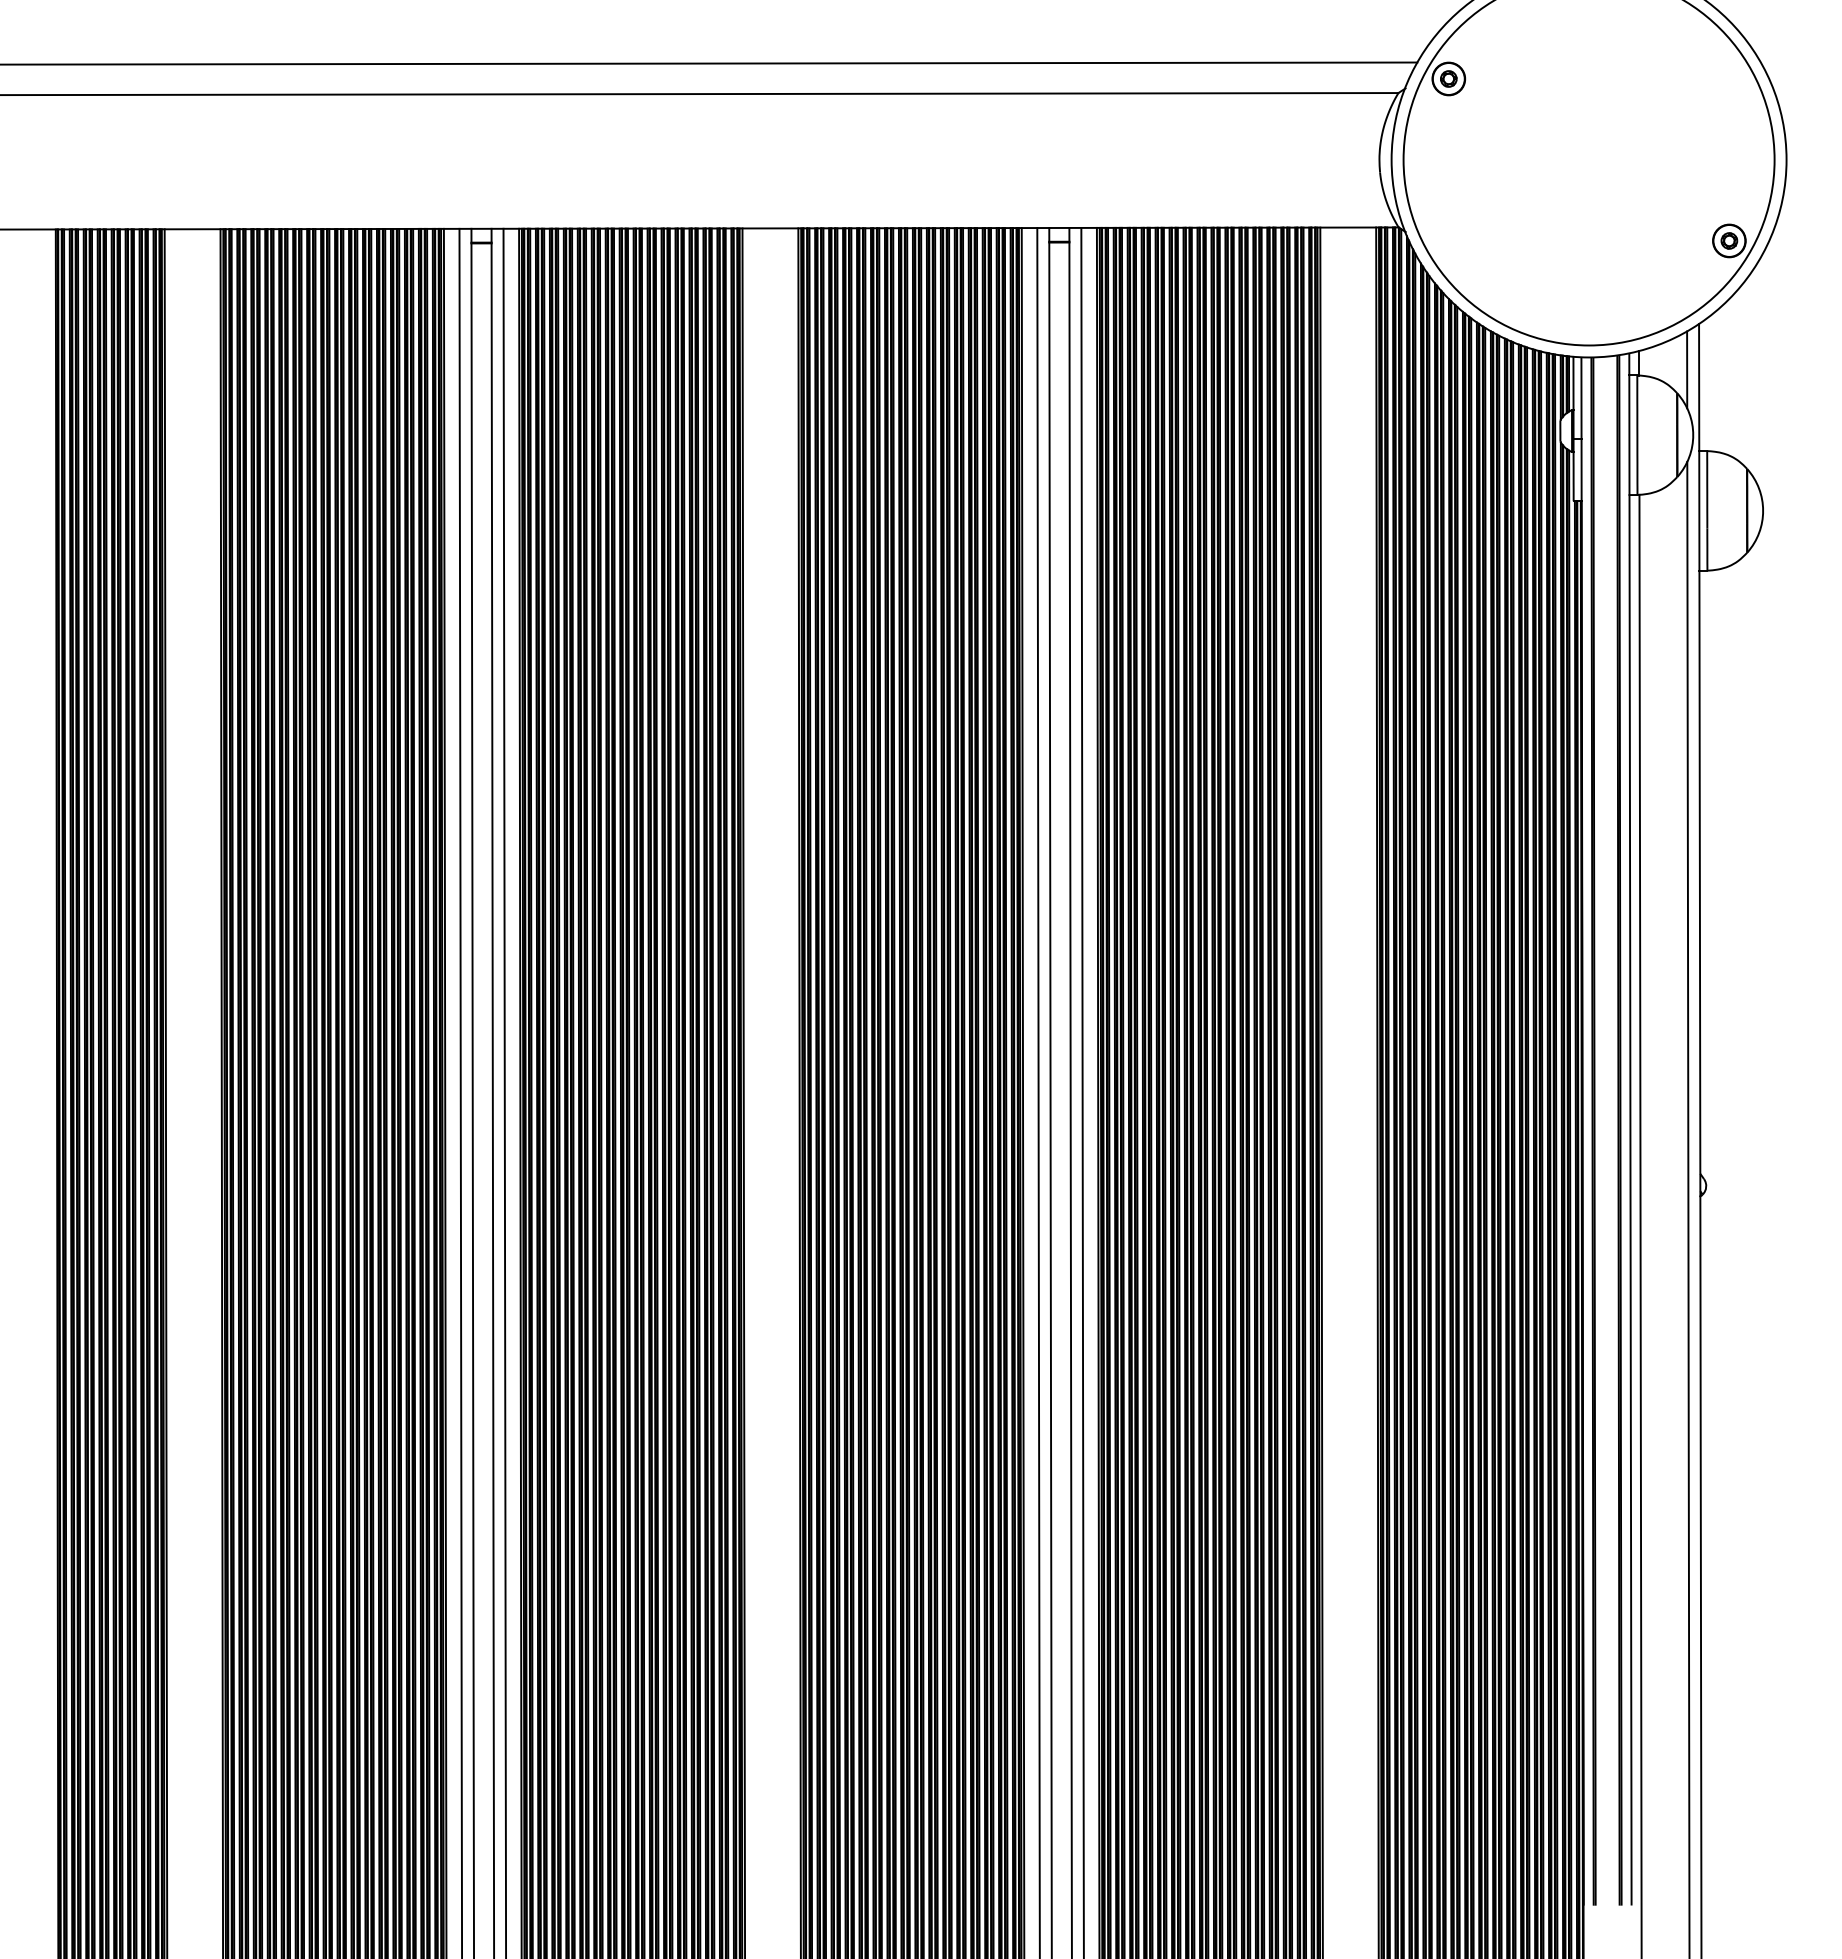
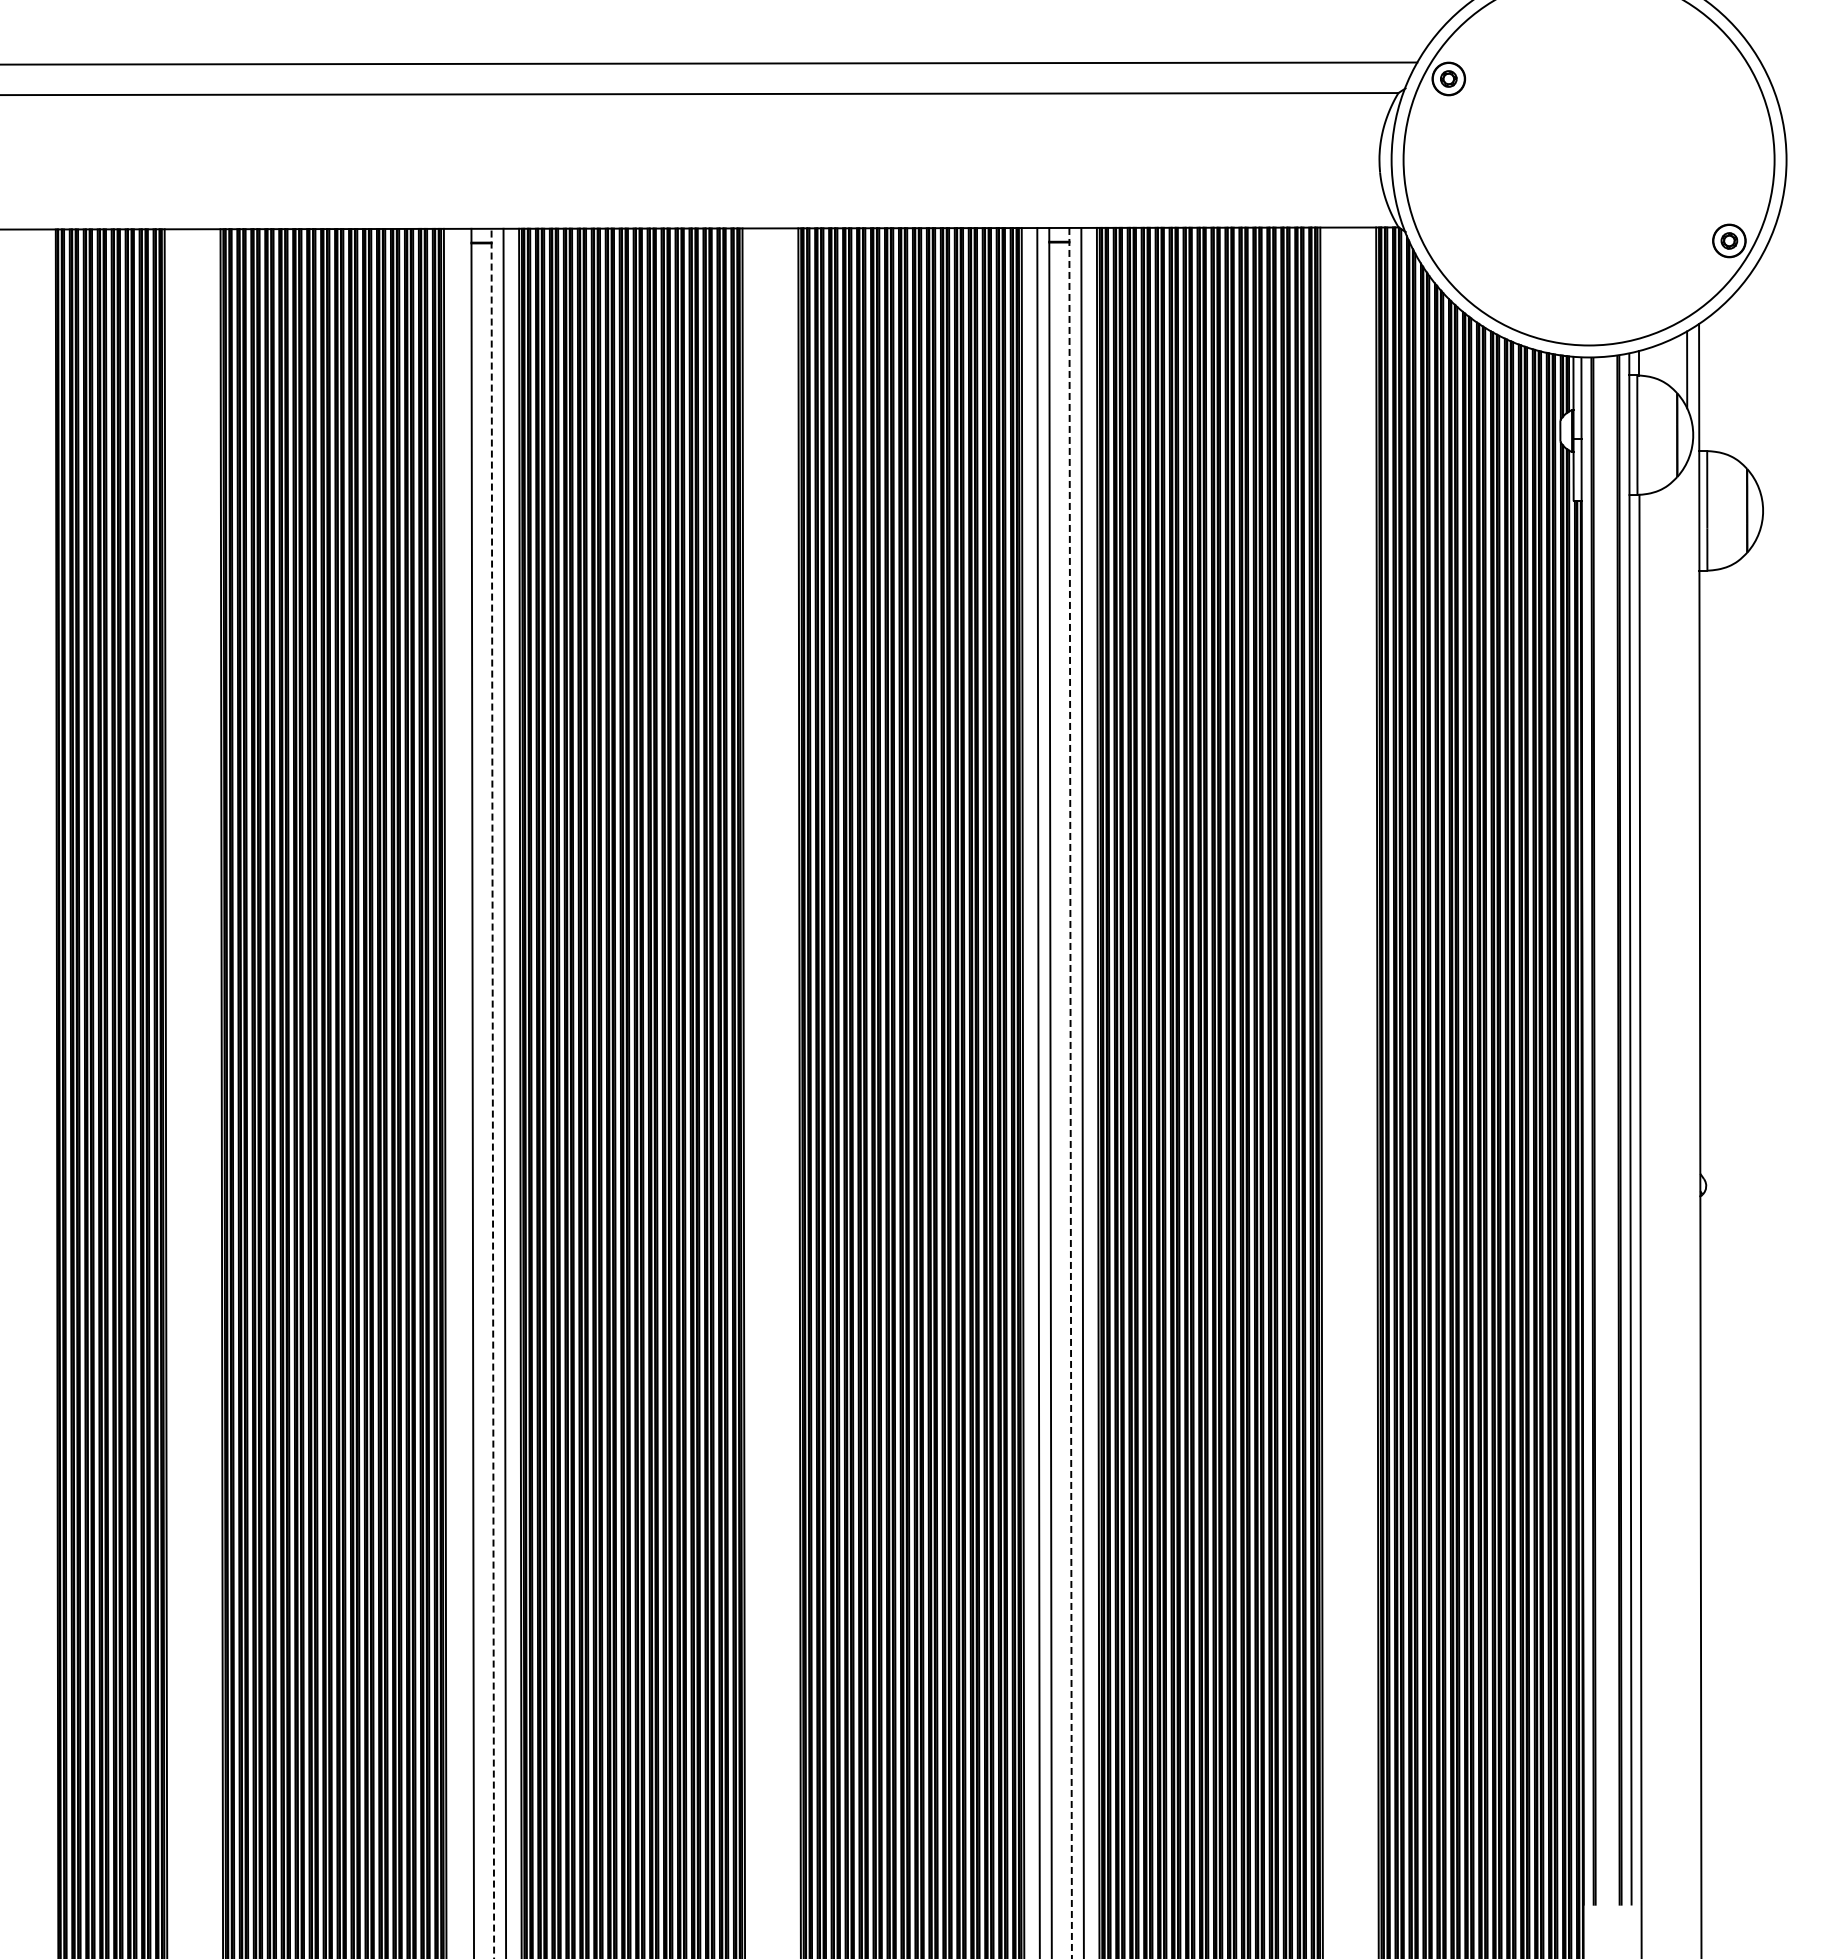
line: present -> none (460, 1091)
line: solid -> dashed (492, 1093)
line: solid -> dashed (1070, 1093)
line: present -> none (1688, 1208)
